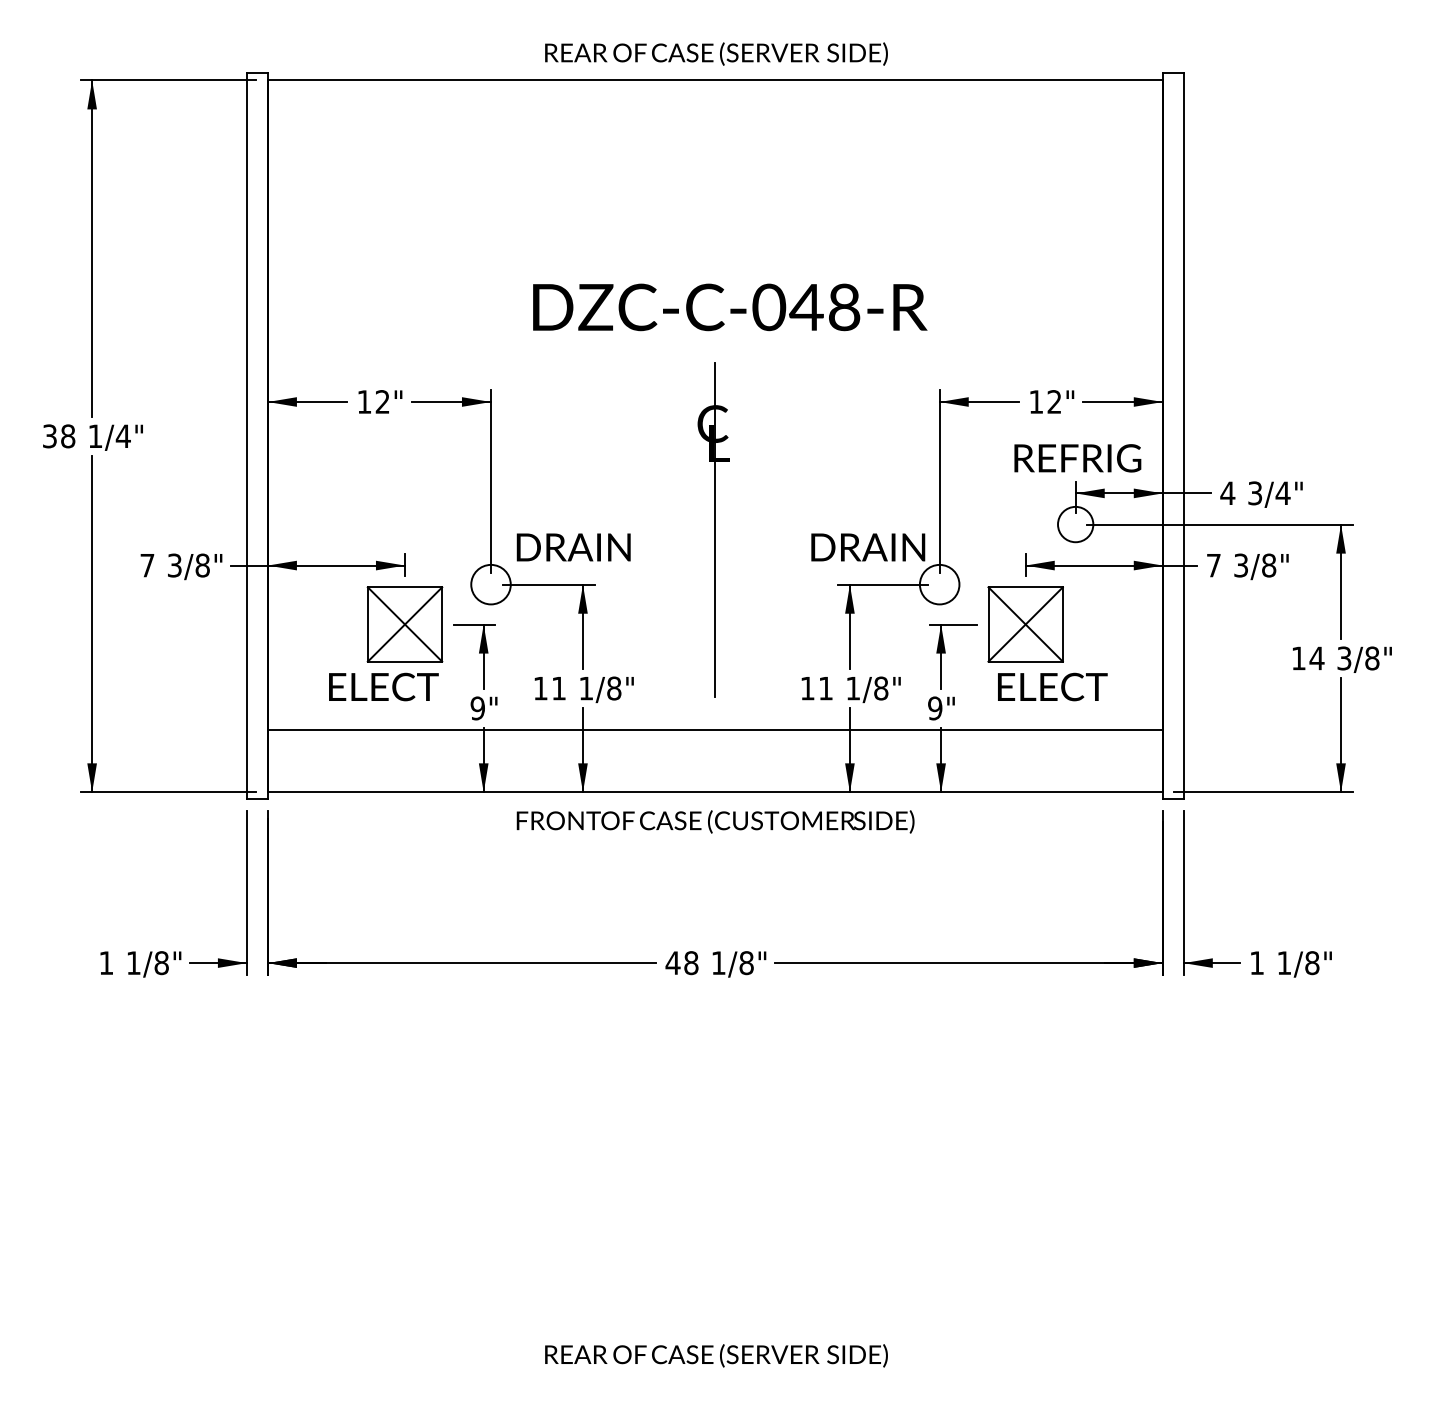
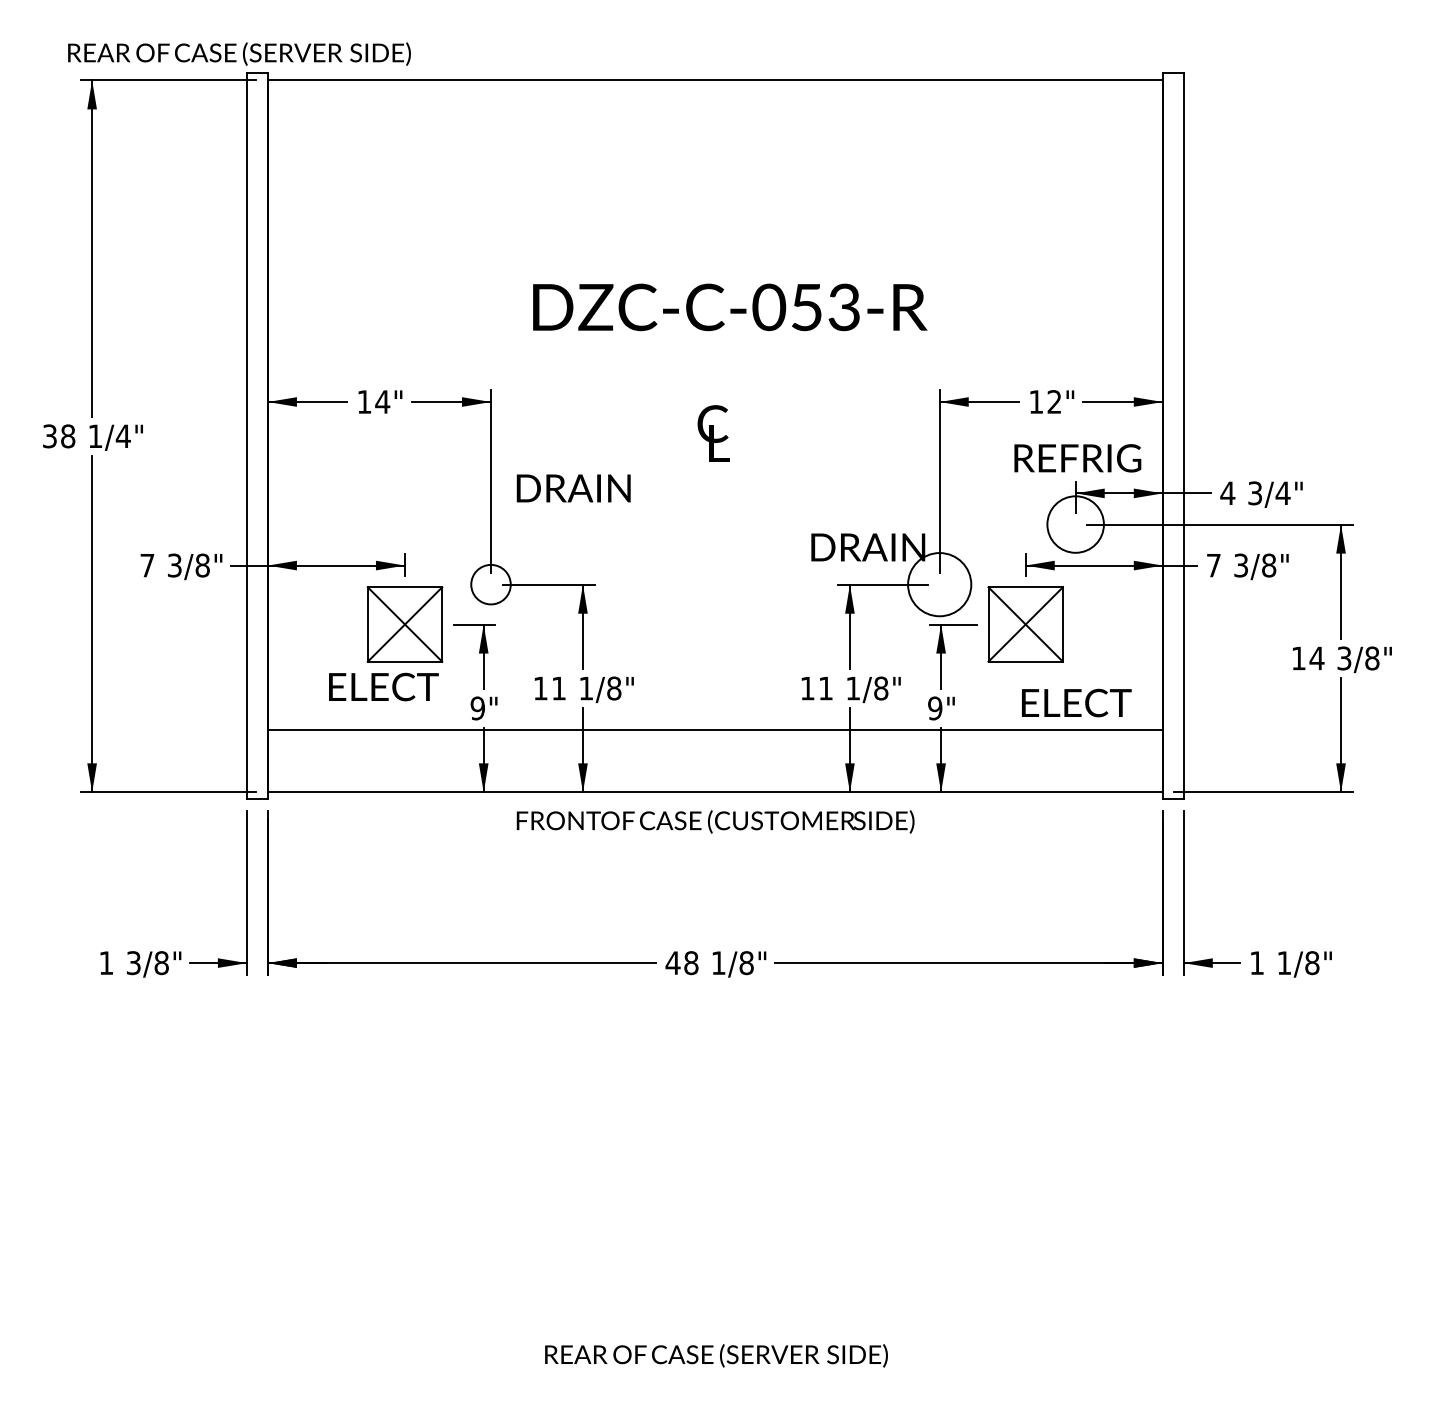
text position: (716, 53) -> (239, 53) (239, 53)
text: DZC-C-048-R -> DZC-C-053-R (824, 307)
text: 12" -> 14" (382, 401)
circle diameter: 35 px -> 57 px (1075, 524)
line: present -> none (715, 529)
text position: (573, 547) -> (573, 488) (573, 488)
circle diameter: 40 px -> 63 px (939, 584)
text position: (1052, 686) -> (1076, 702) (1076, 702)
text: 1/8" -> 3/8" (133, 963)
